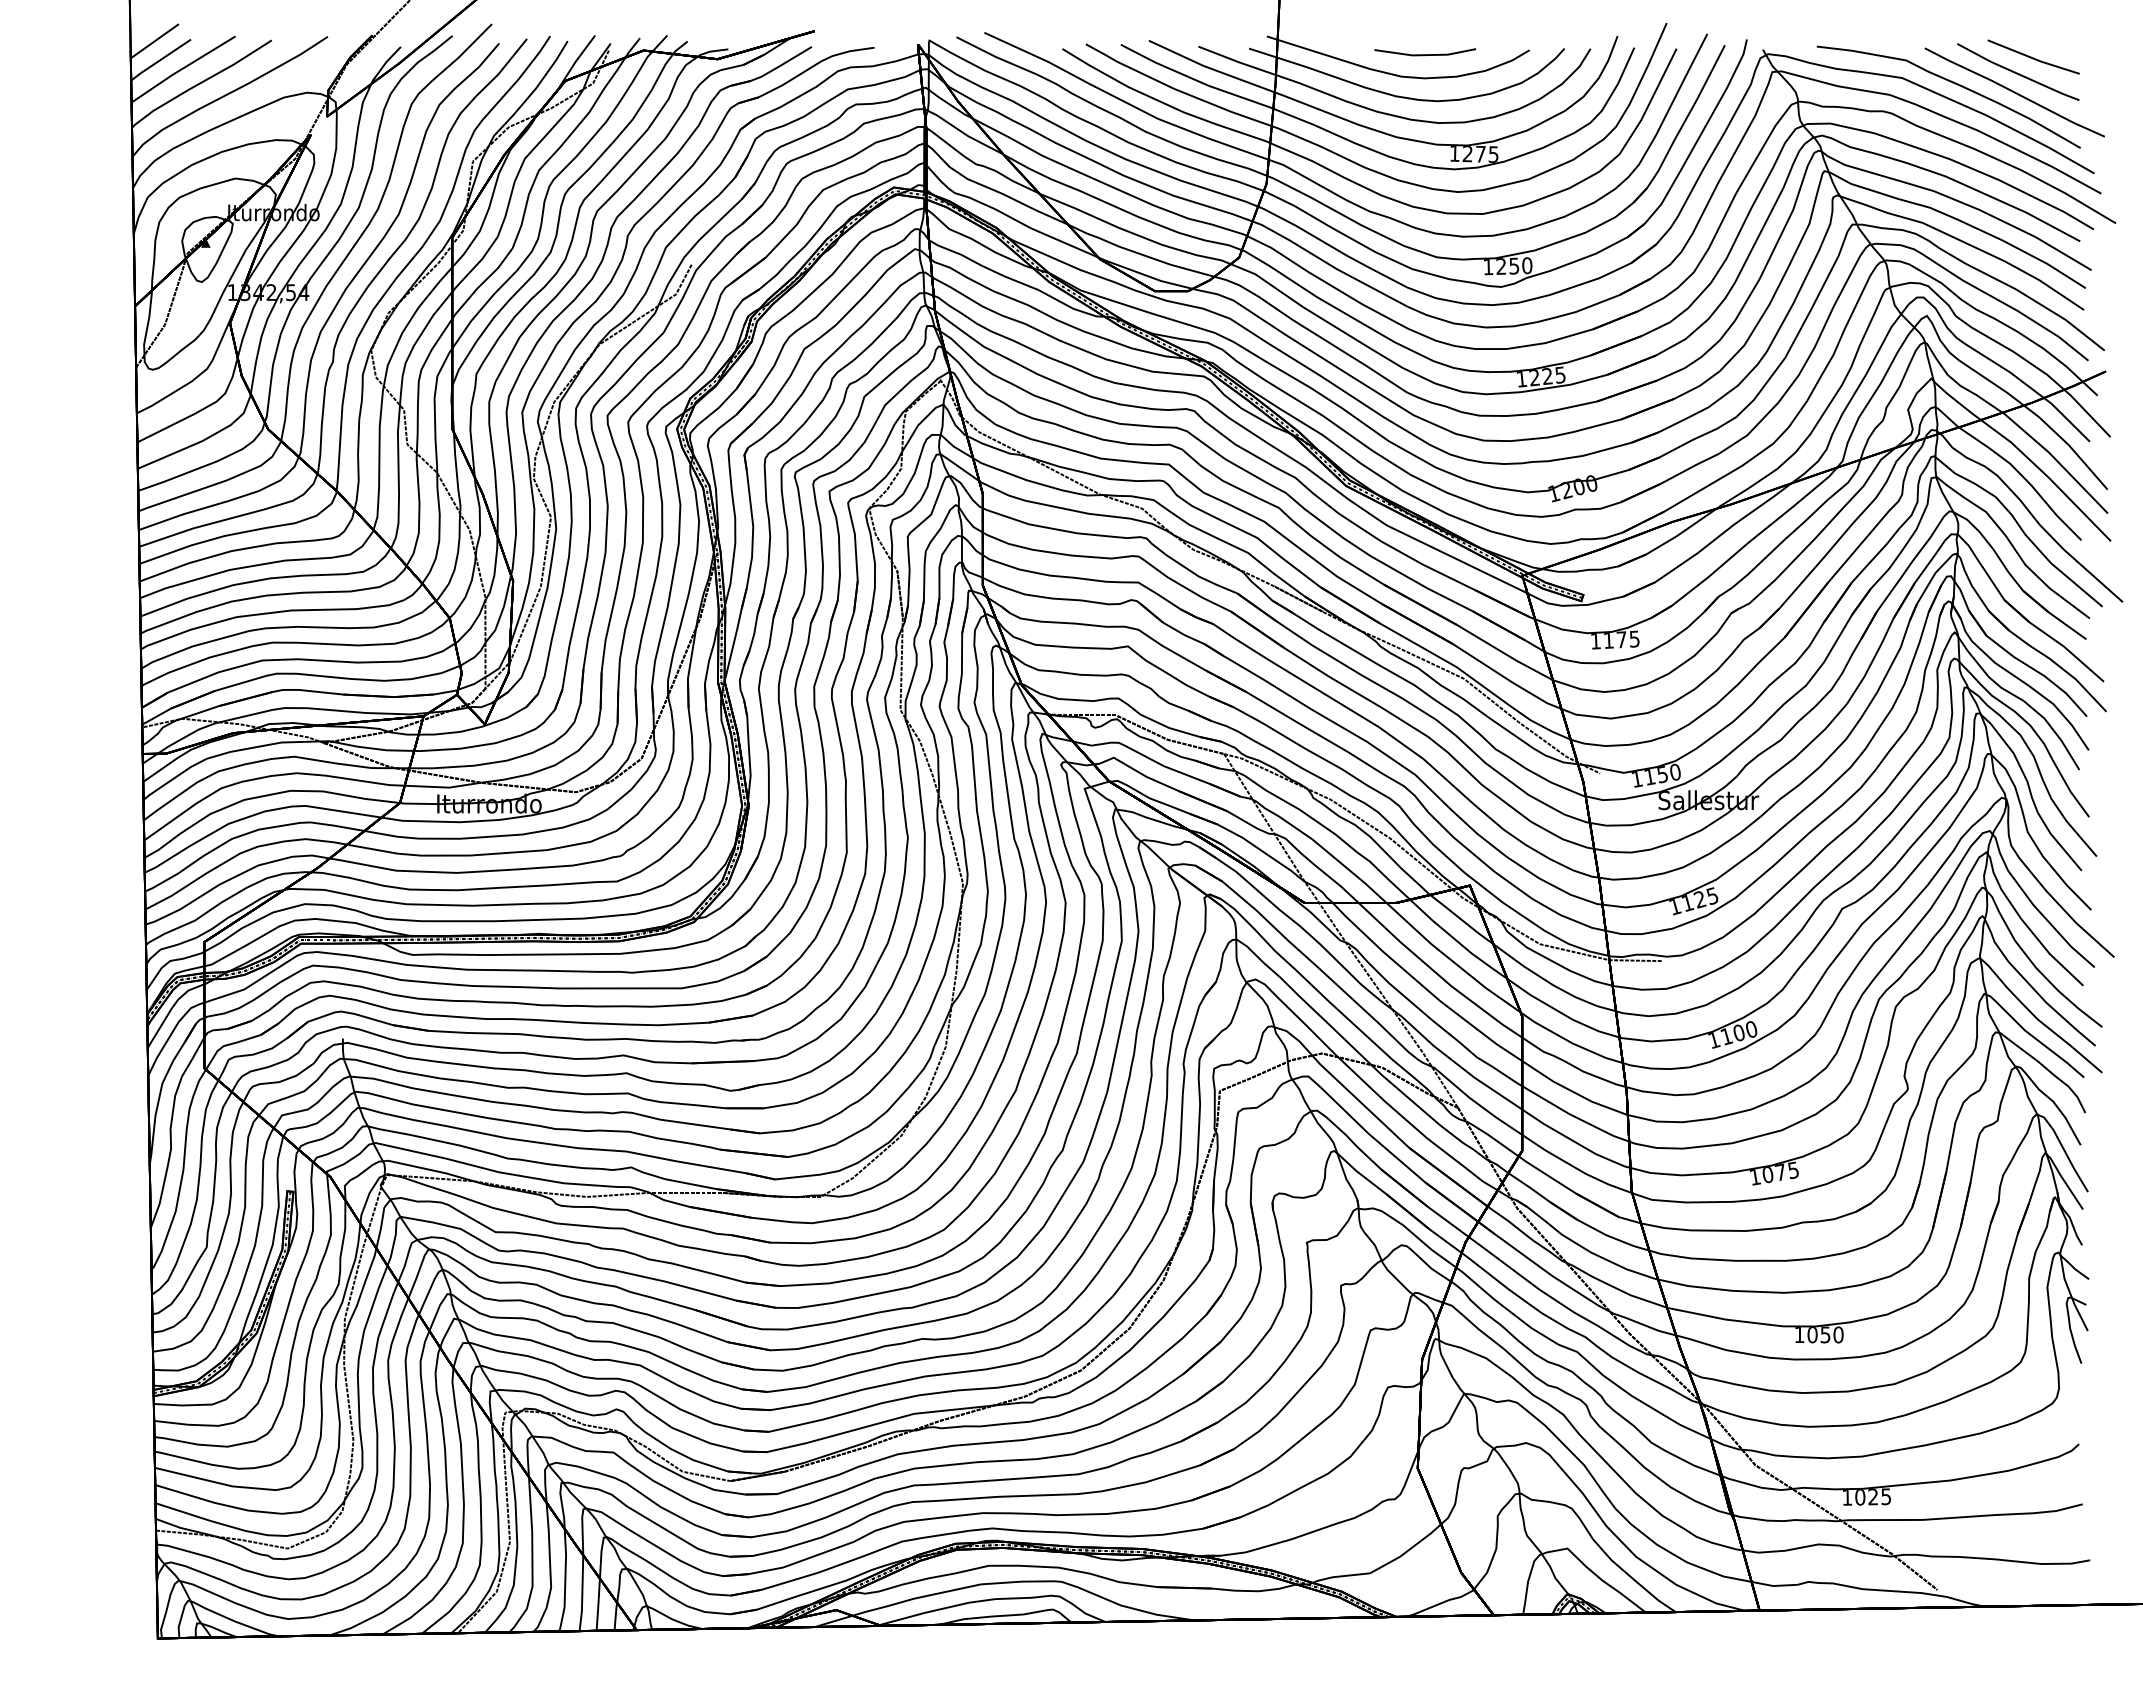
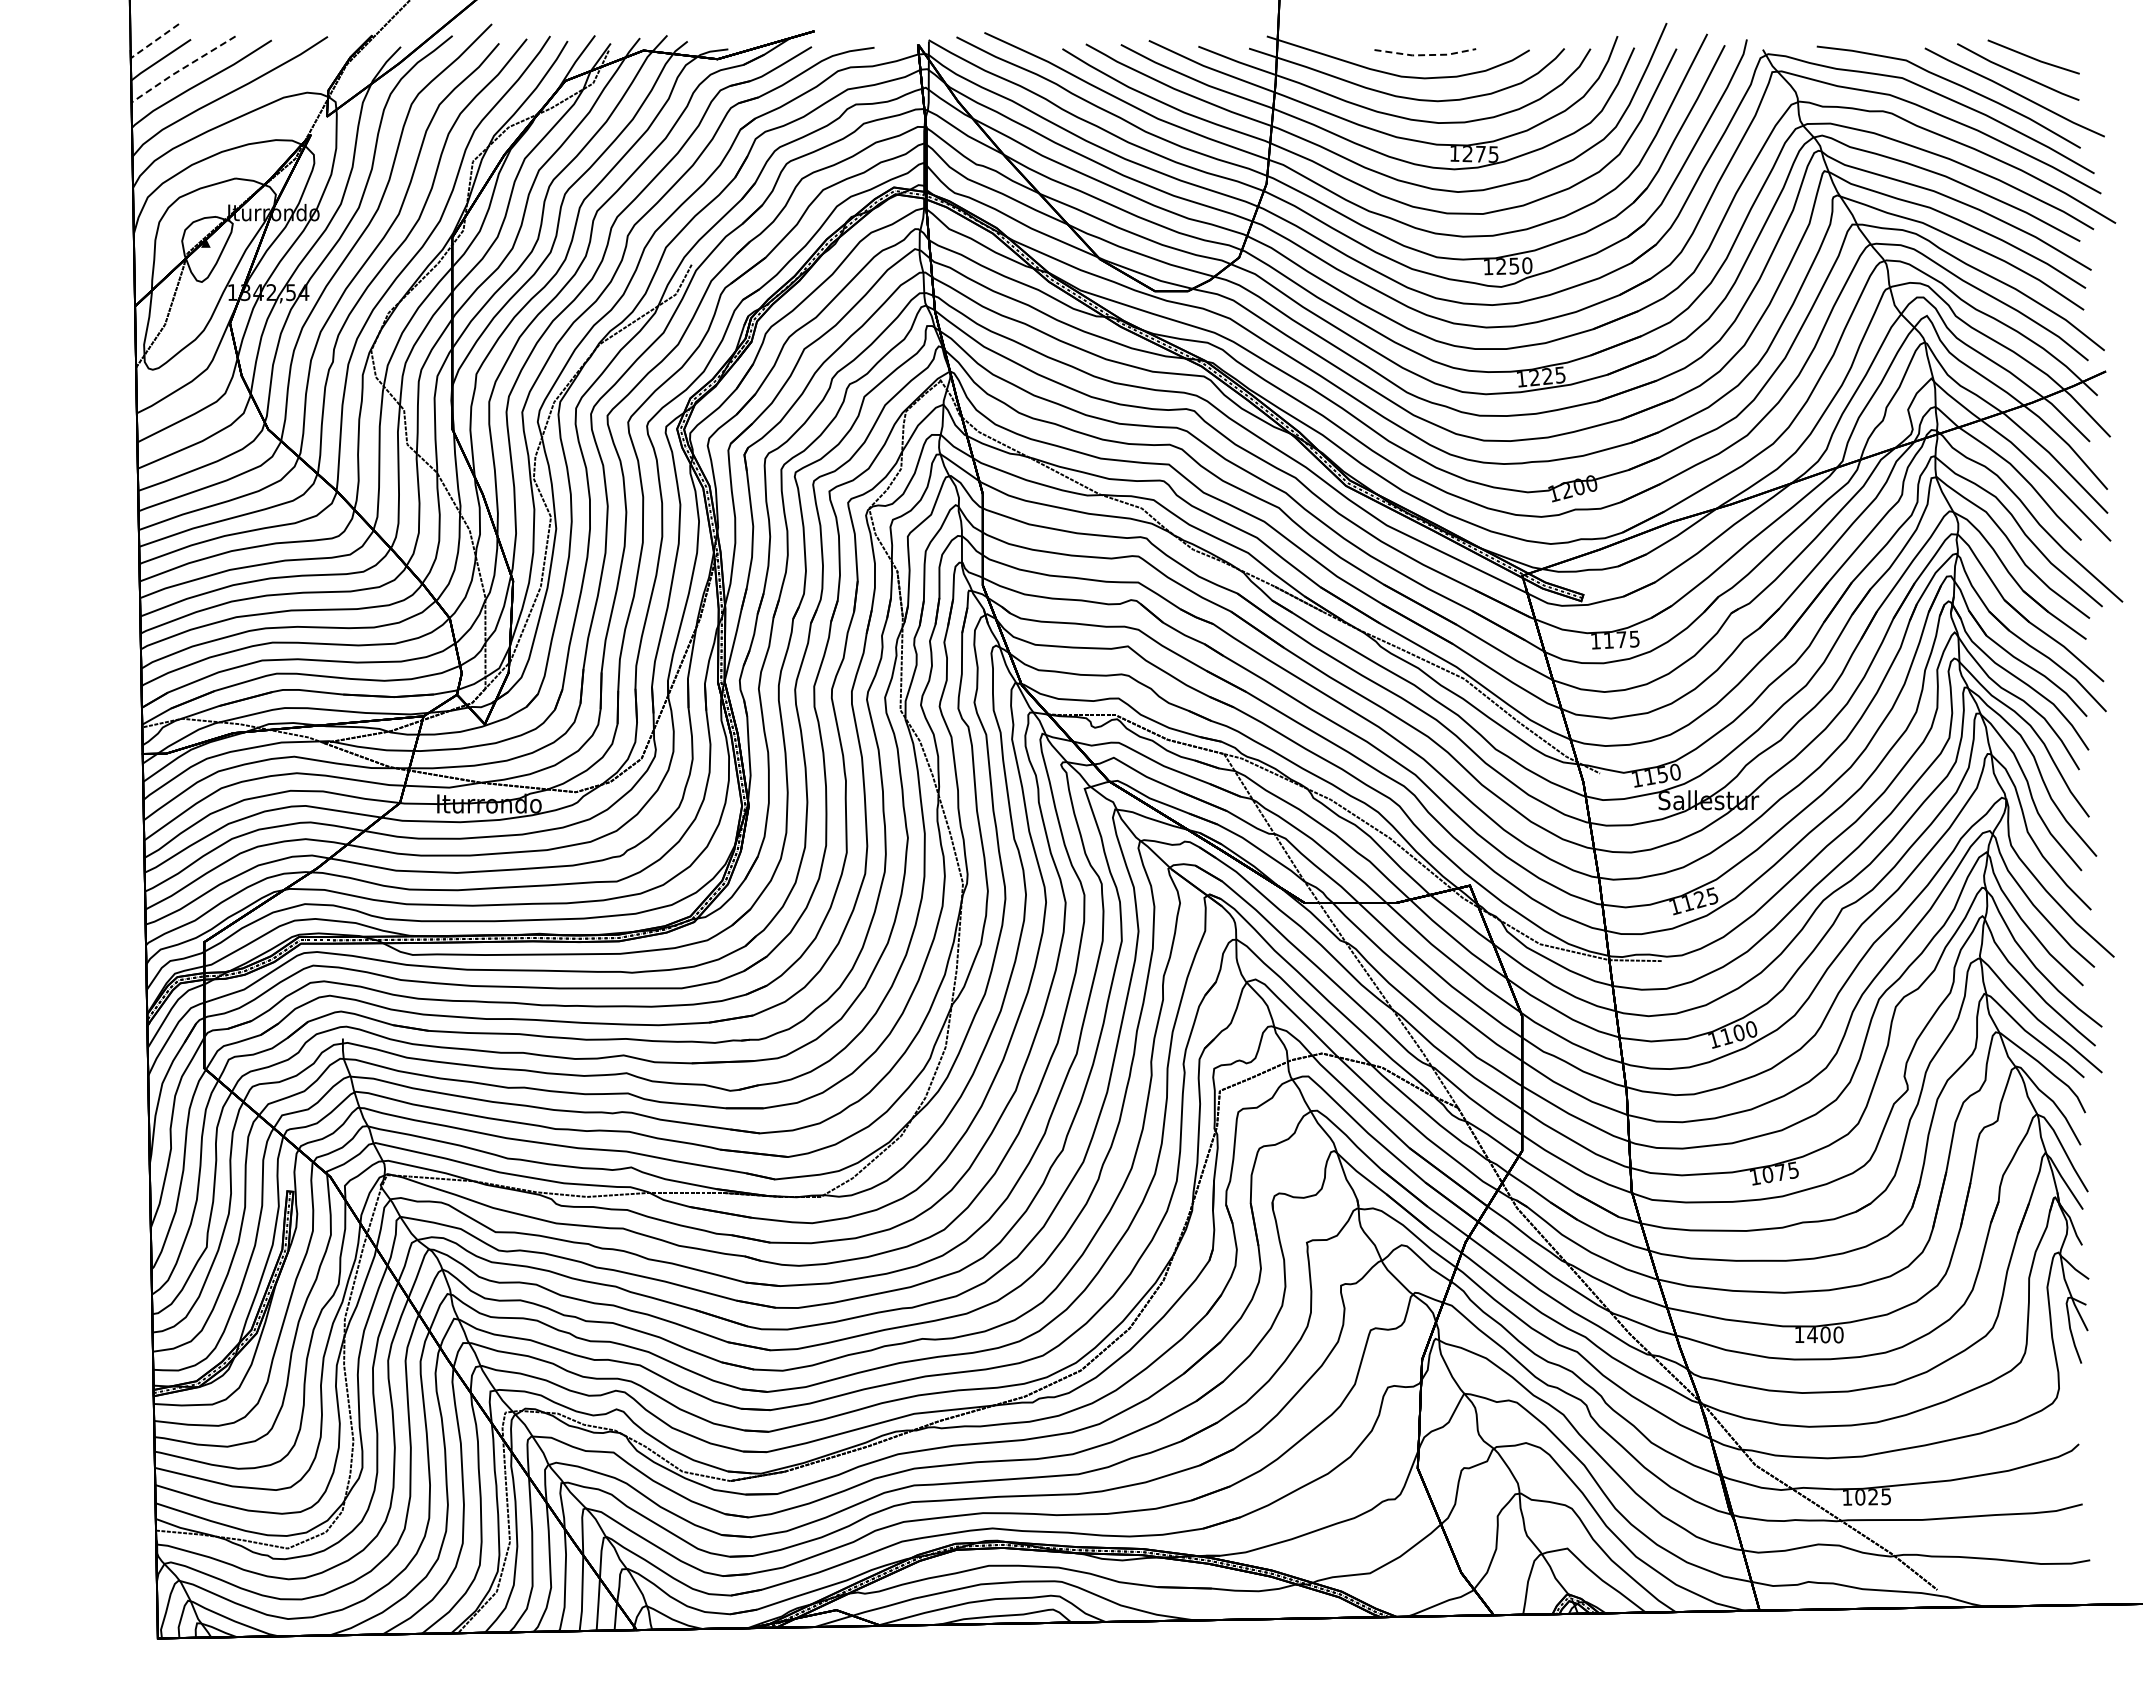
line: solid -> dashed (154, 41)
line: solid -> dashed (1425, 55)
line: solid -> dashed (181, 69)
text: 1050 -> 1400 (1818, 1334)
